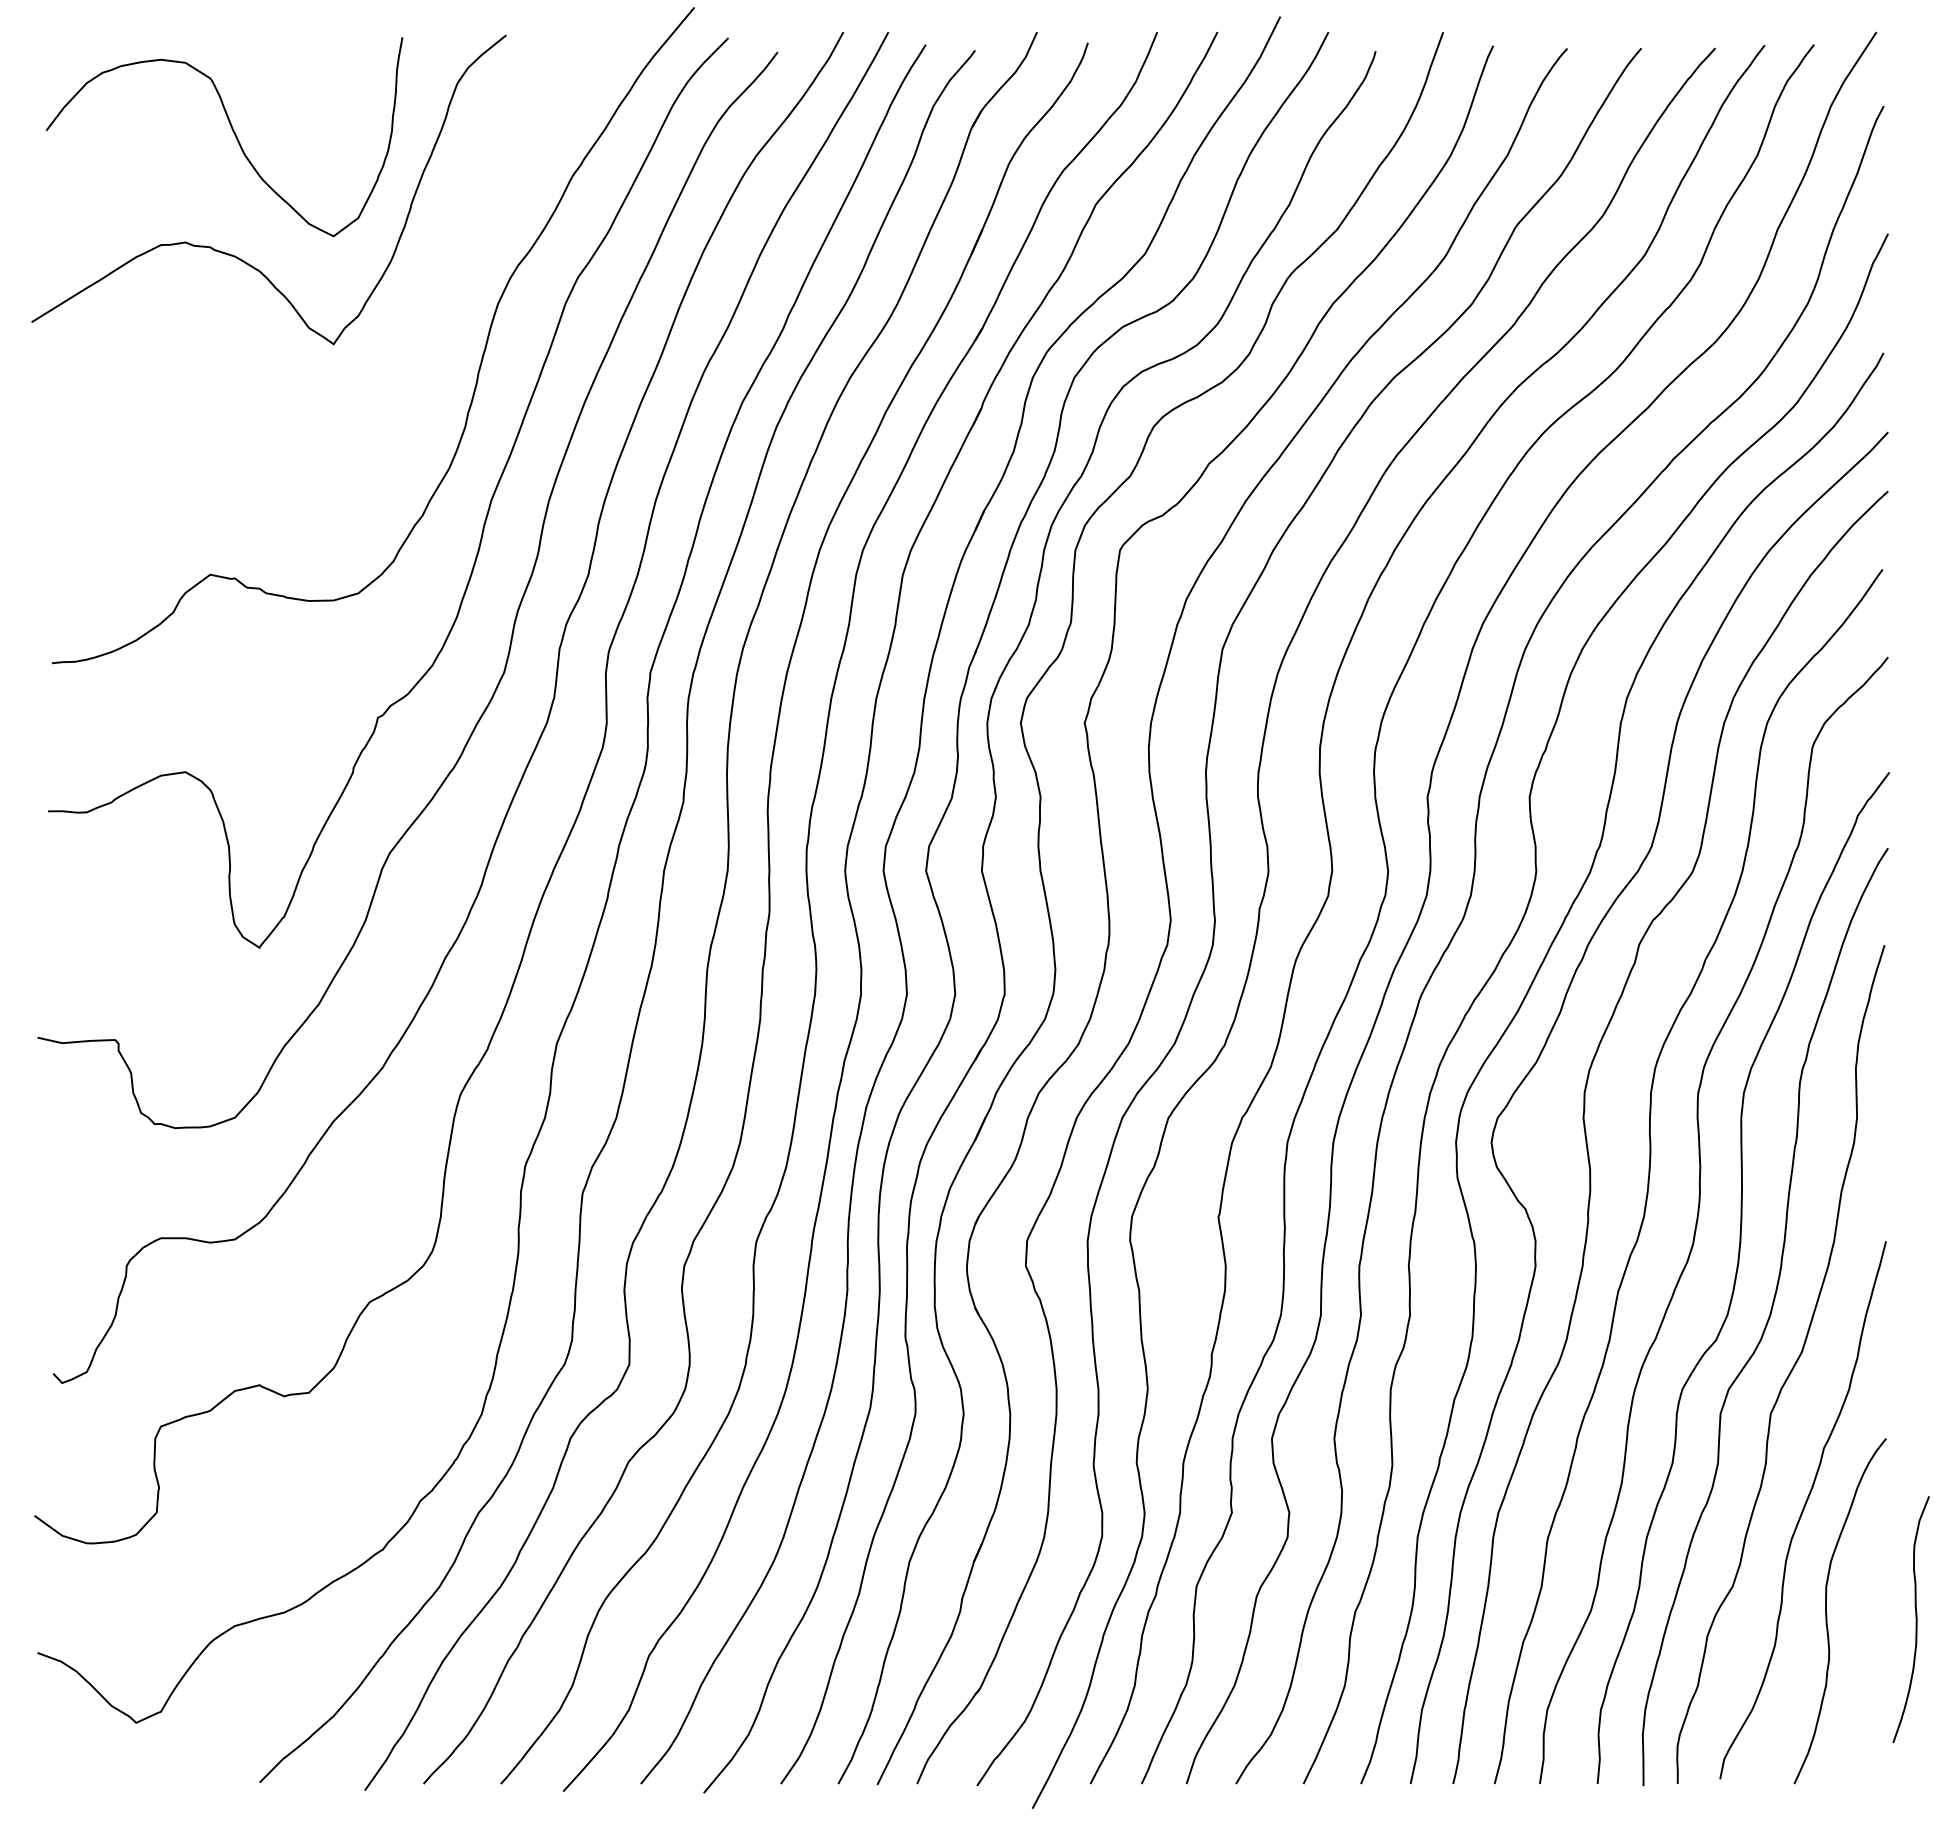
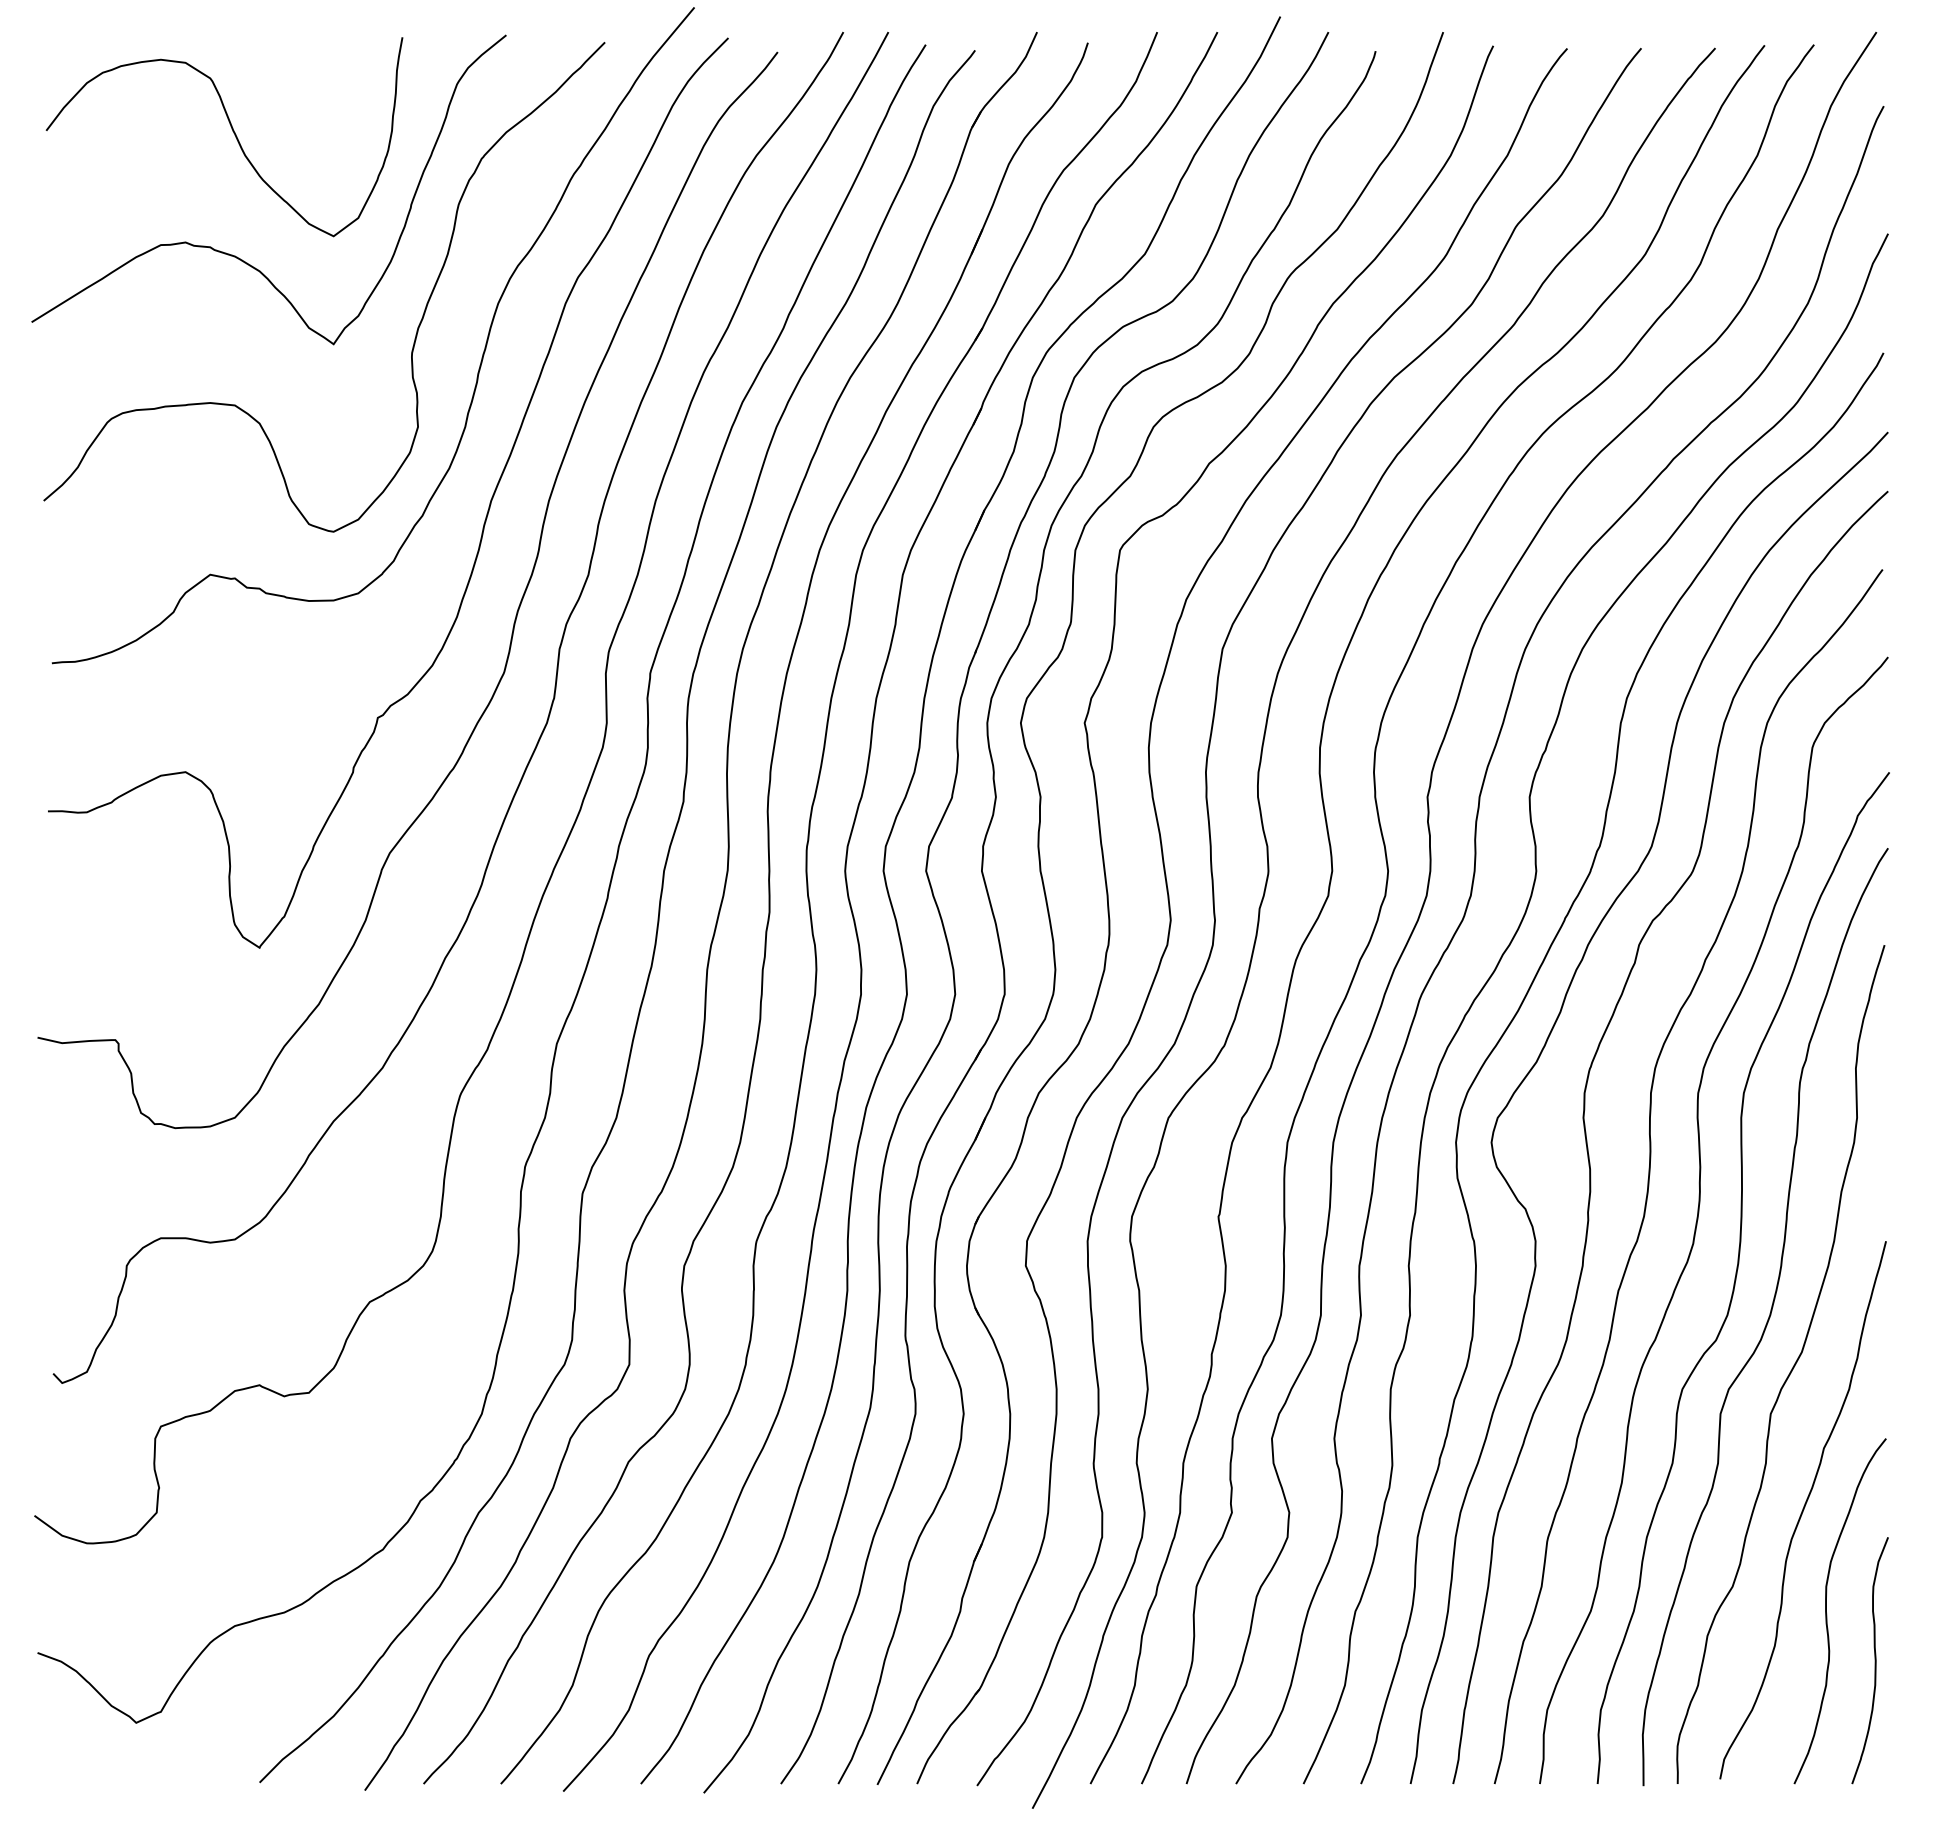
curve: none -> present (417, 327)
curve position: (1915, 1619) -> (1874, 1660) (1874, 1660)
